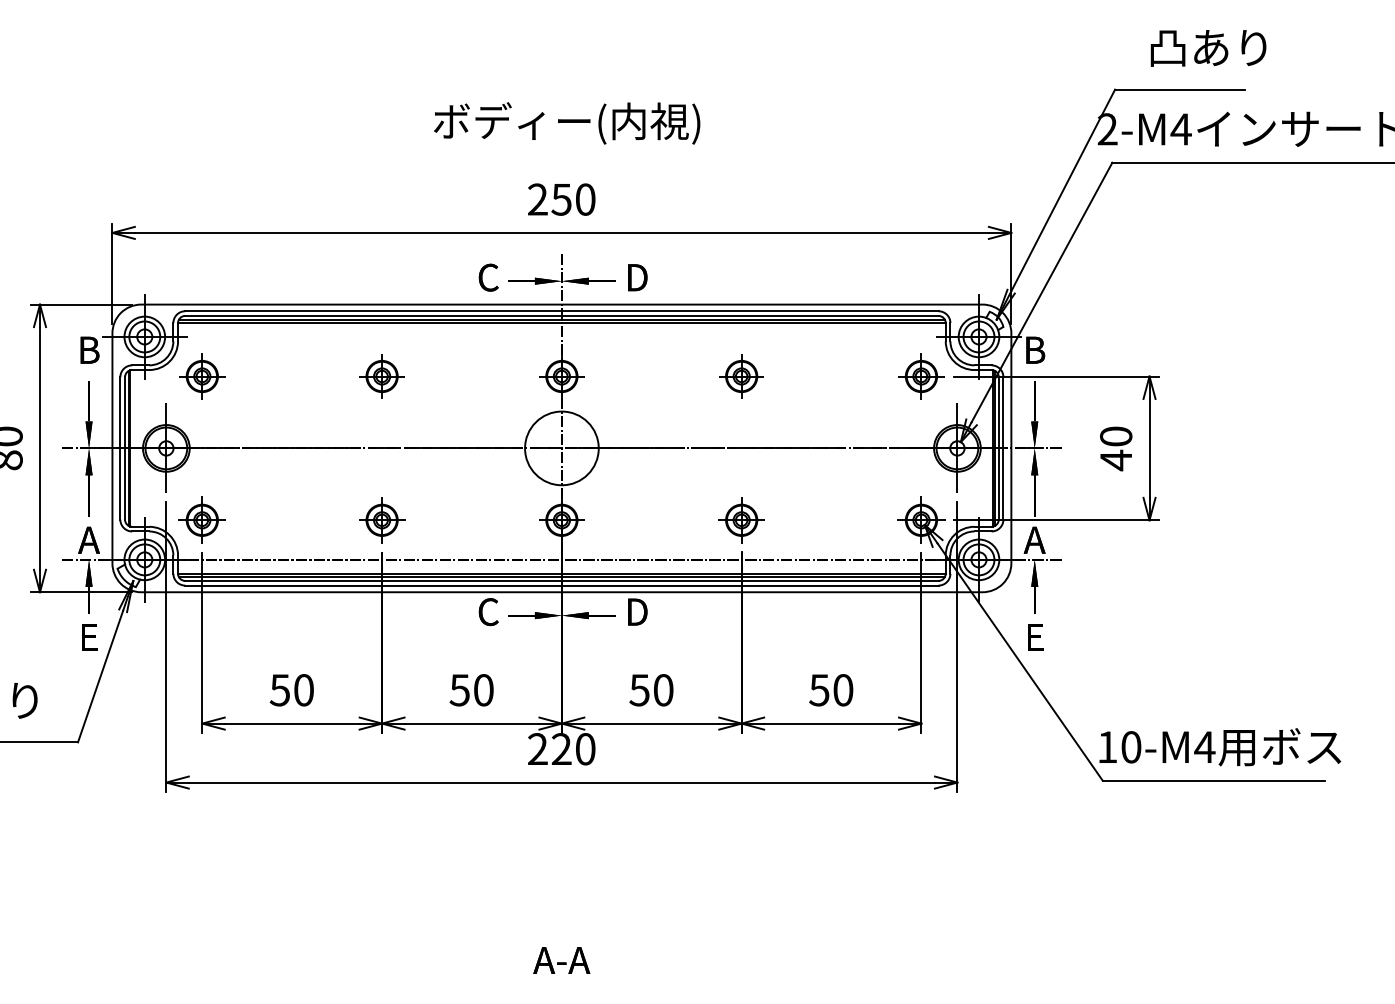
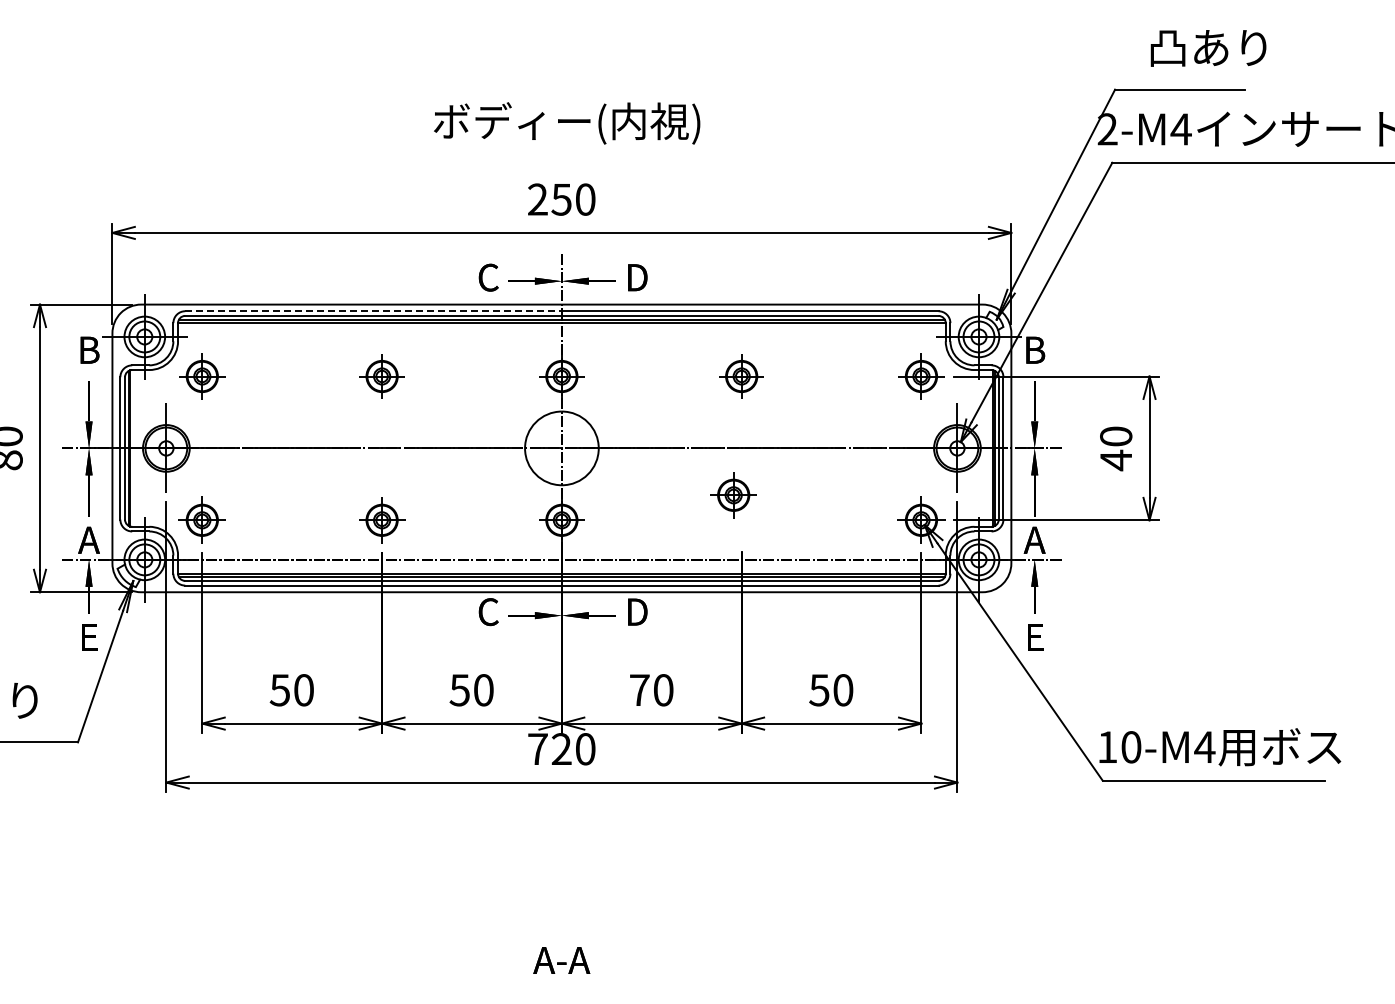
line: solid -> dashed (374, 311)
part position: (741, 520) -> (733, 495) (733, 495)
text: 50 -> 70 (639, 690)
text: 220 -> 720 (537, 748)
